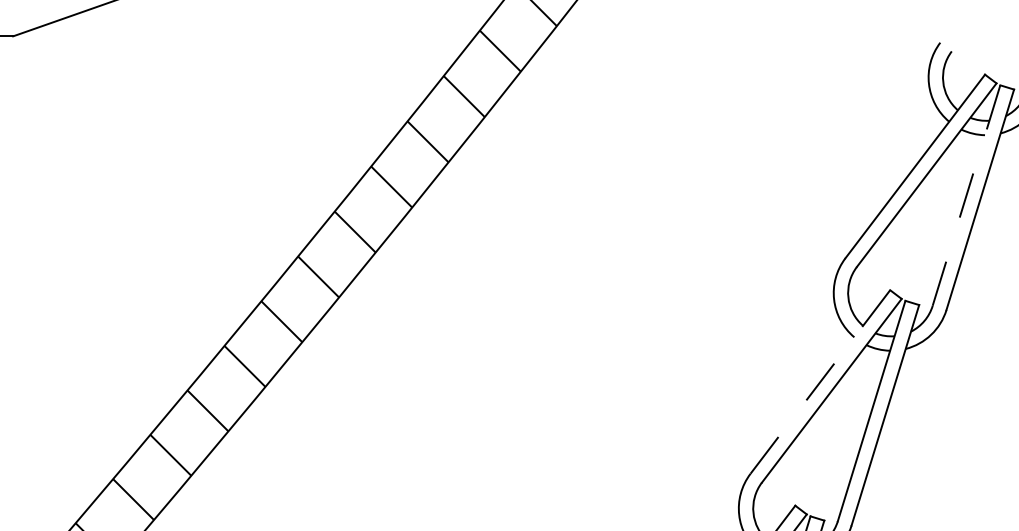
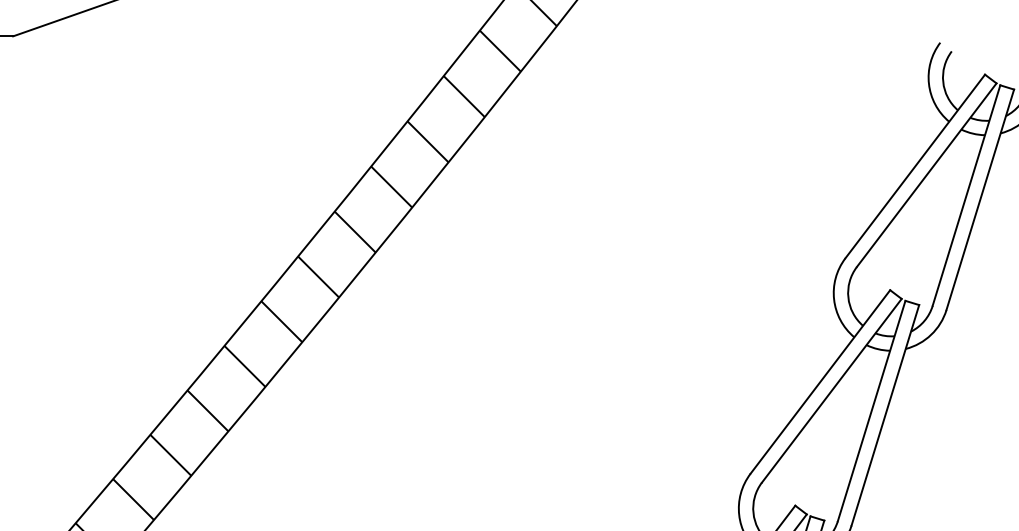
line: dashed -> solid (966, 196)
line: dashed -> solid (820, 382)
